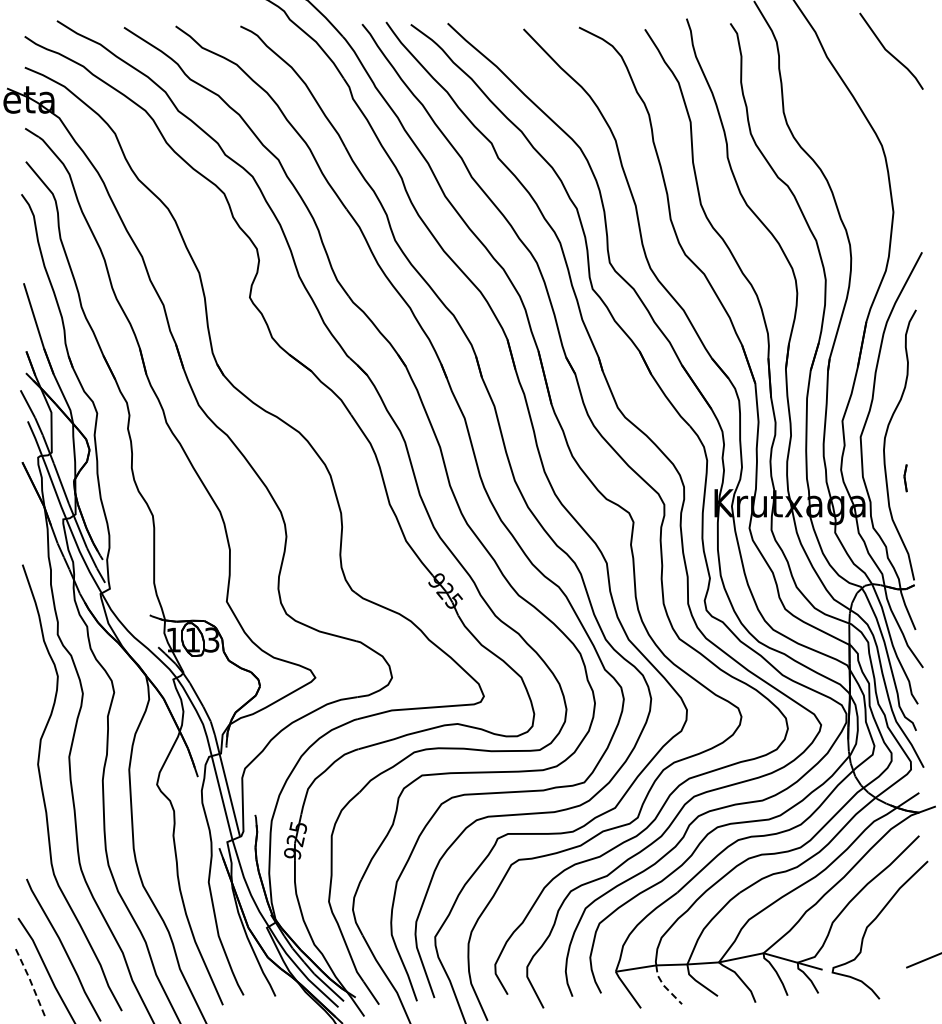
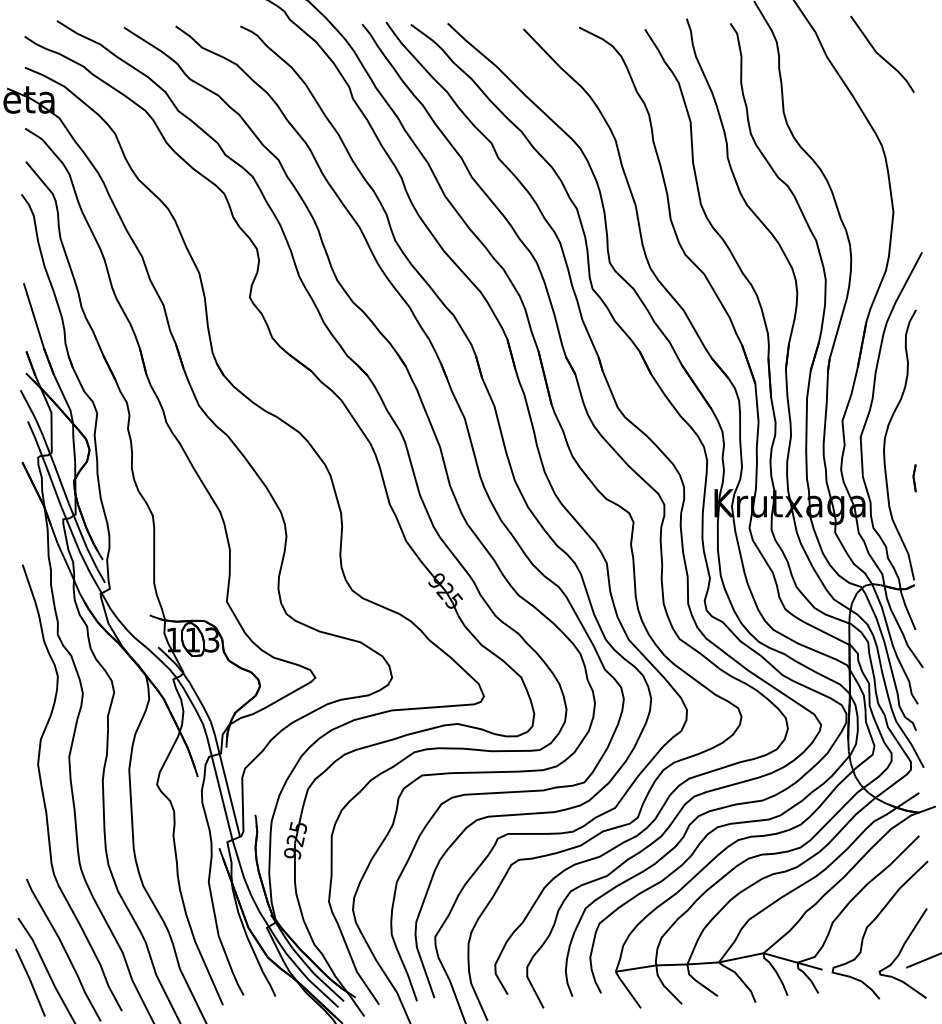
line position: (889, 51) -> (880, 54) (880, 54)
part position: (905, 478) -> (914, 478) (914, 478)
curve: none -> present (900, 953)
line: dashed -> solid (31, 982)
line: dashed -> solid (664, 986)
